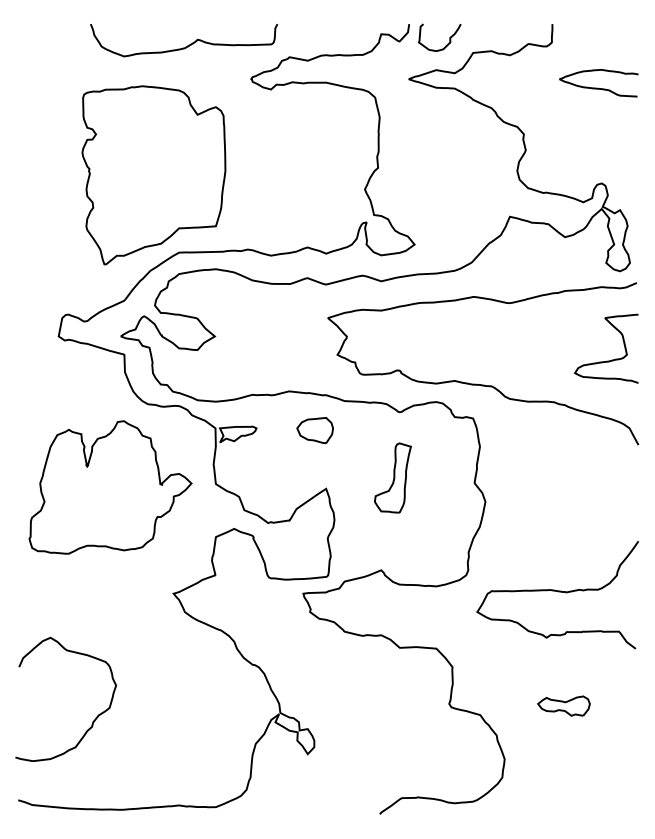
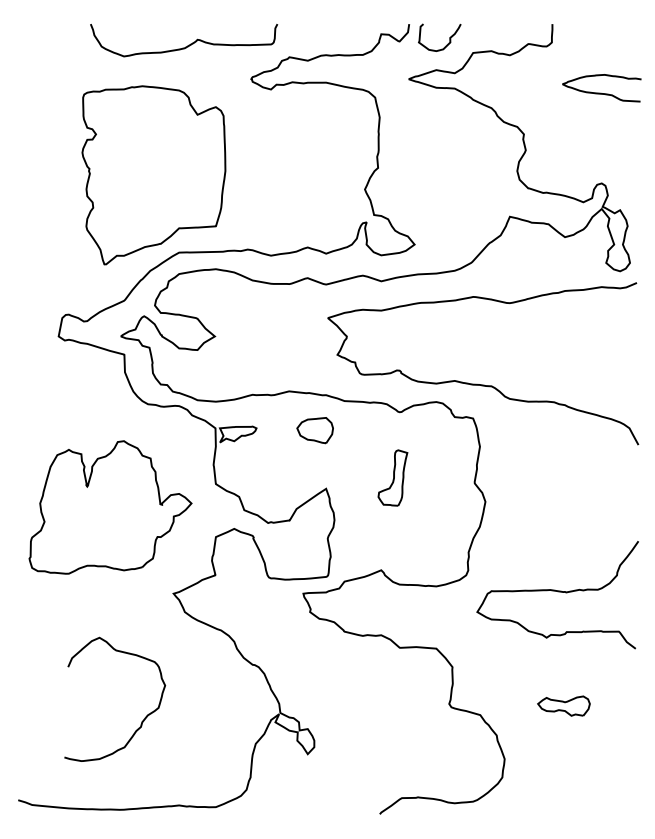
curve position: (598, 87) -> (601, 92) (601, 92)
curve: present -> none (606, 360)
part size: 38x72 px -> 32x58 px (392, 477)
part position: (110, 487) -> (110, 507) (110, 507)
curve position: (95, 717) -> (144, 717) (144, 717)
